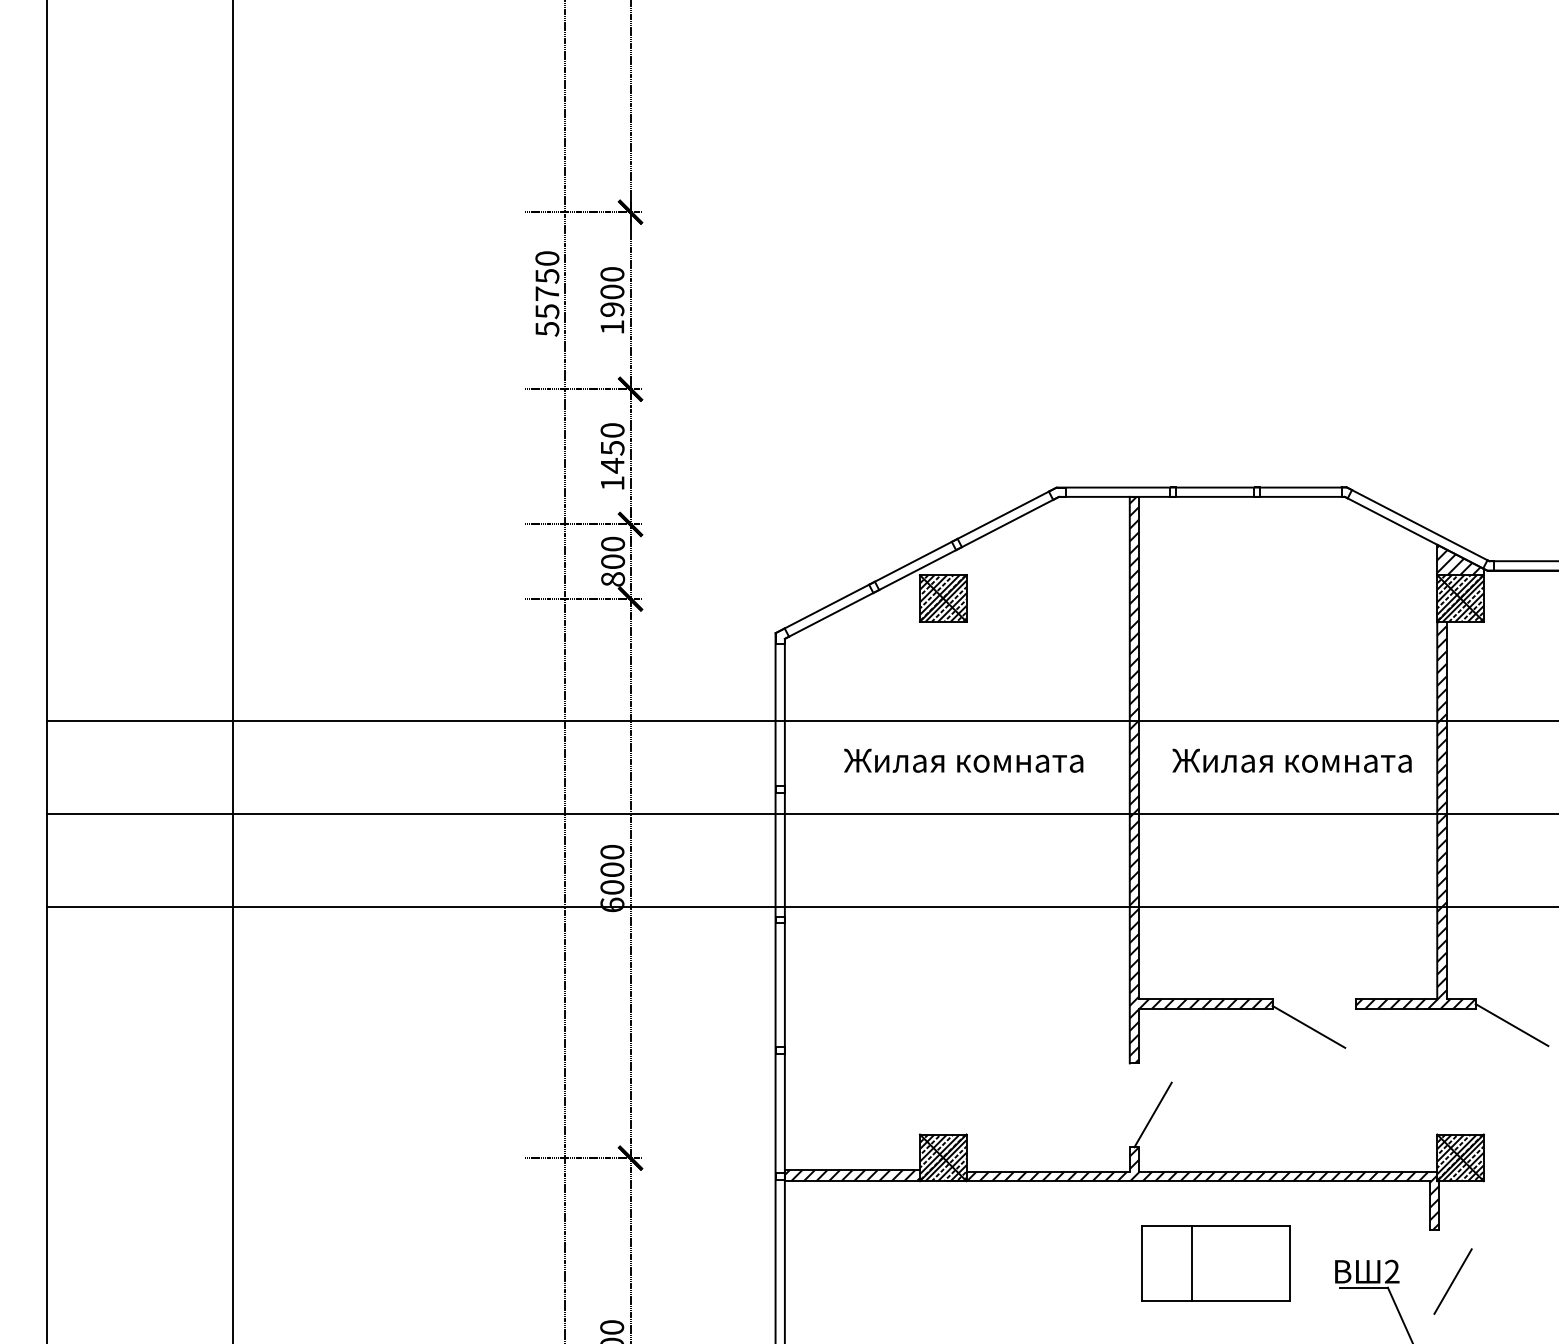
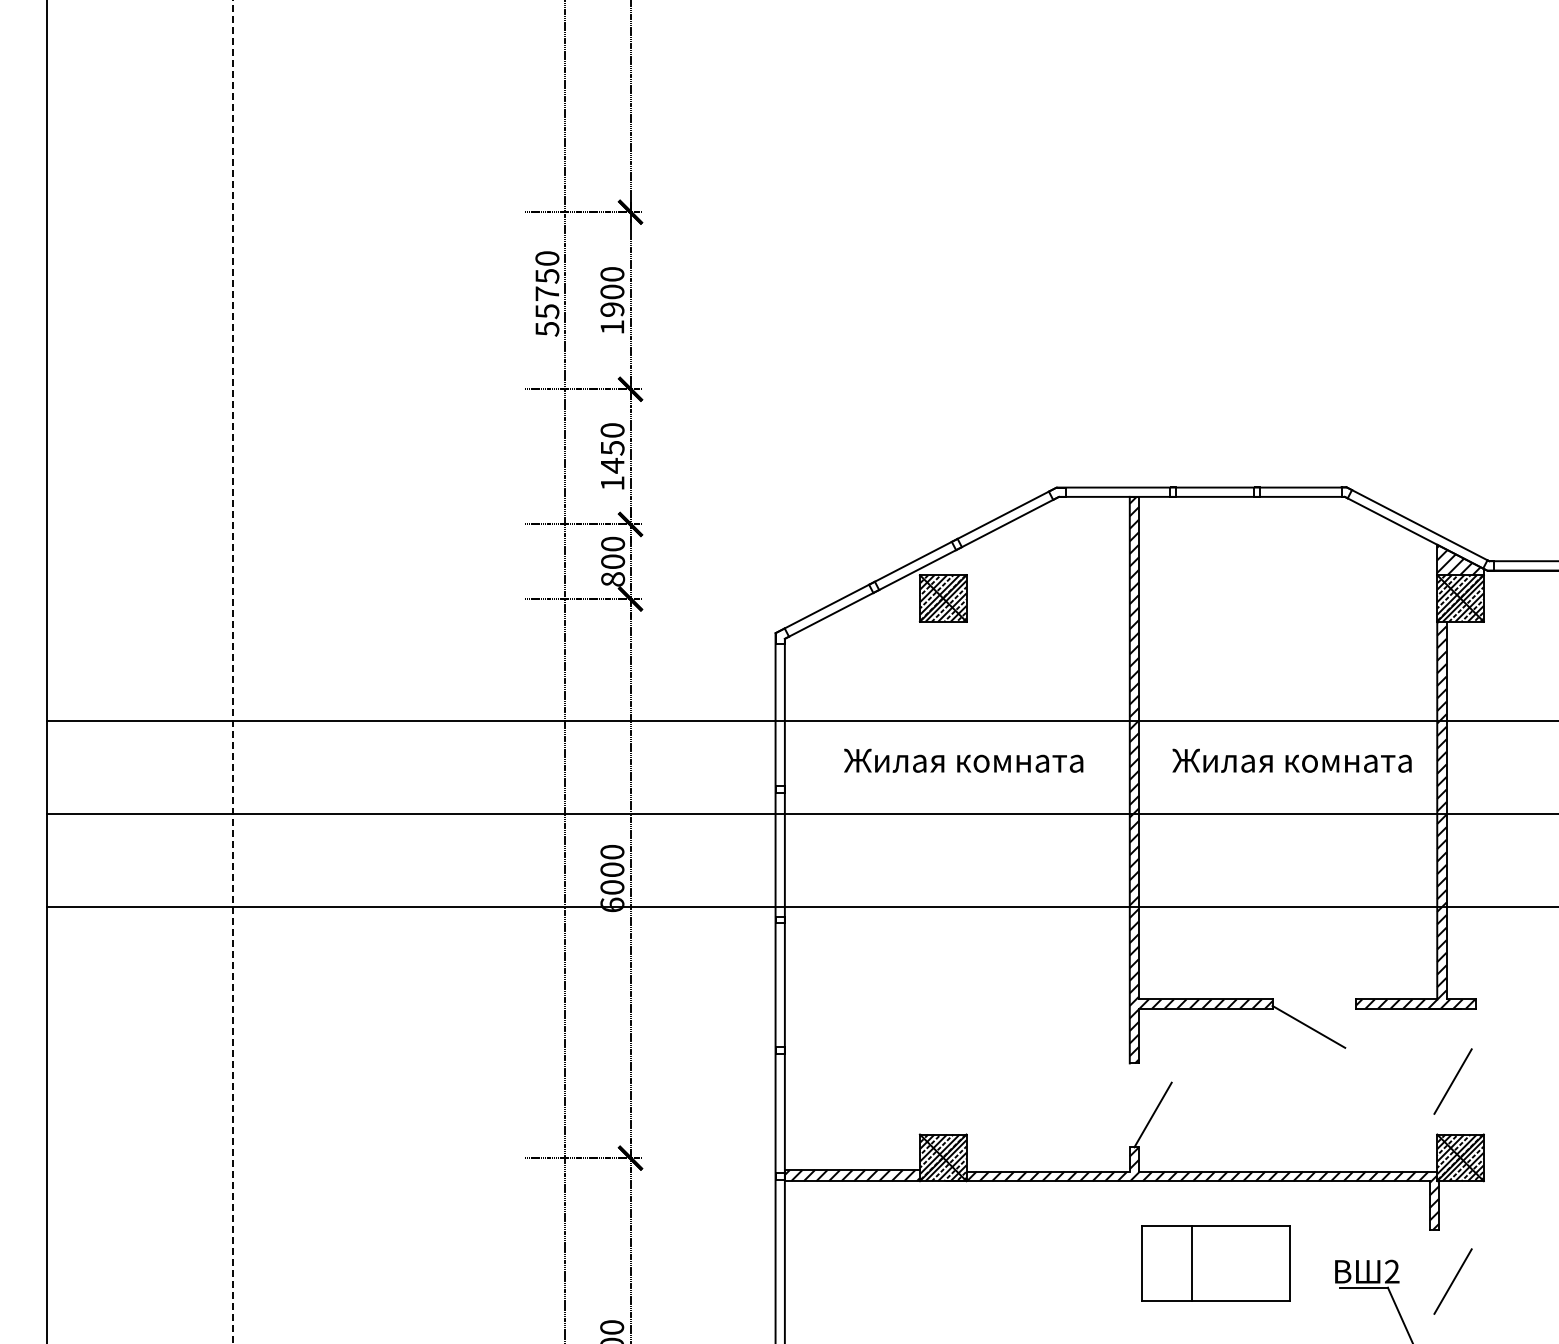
line: solid -> dashed (233, 672)
line: present -> none (1511, 1025)
line: none -> present (1452, 1081)
